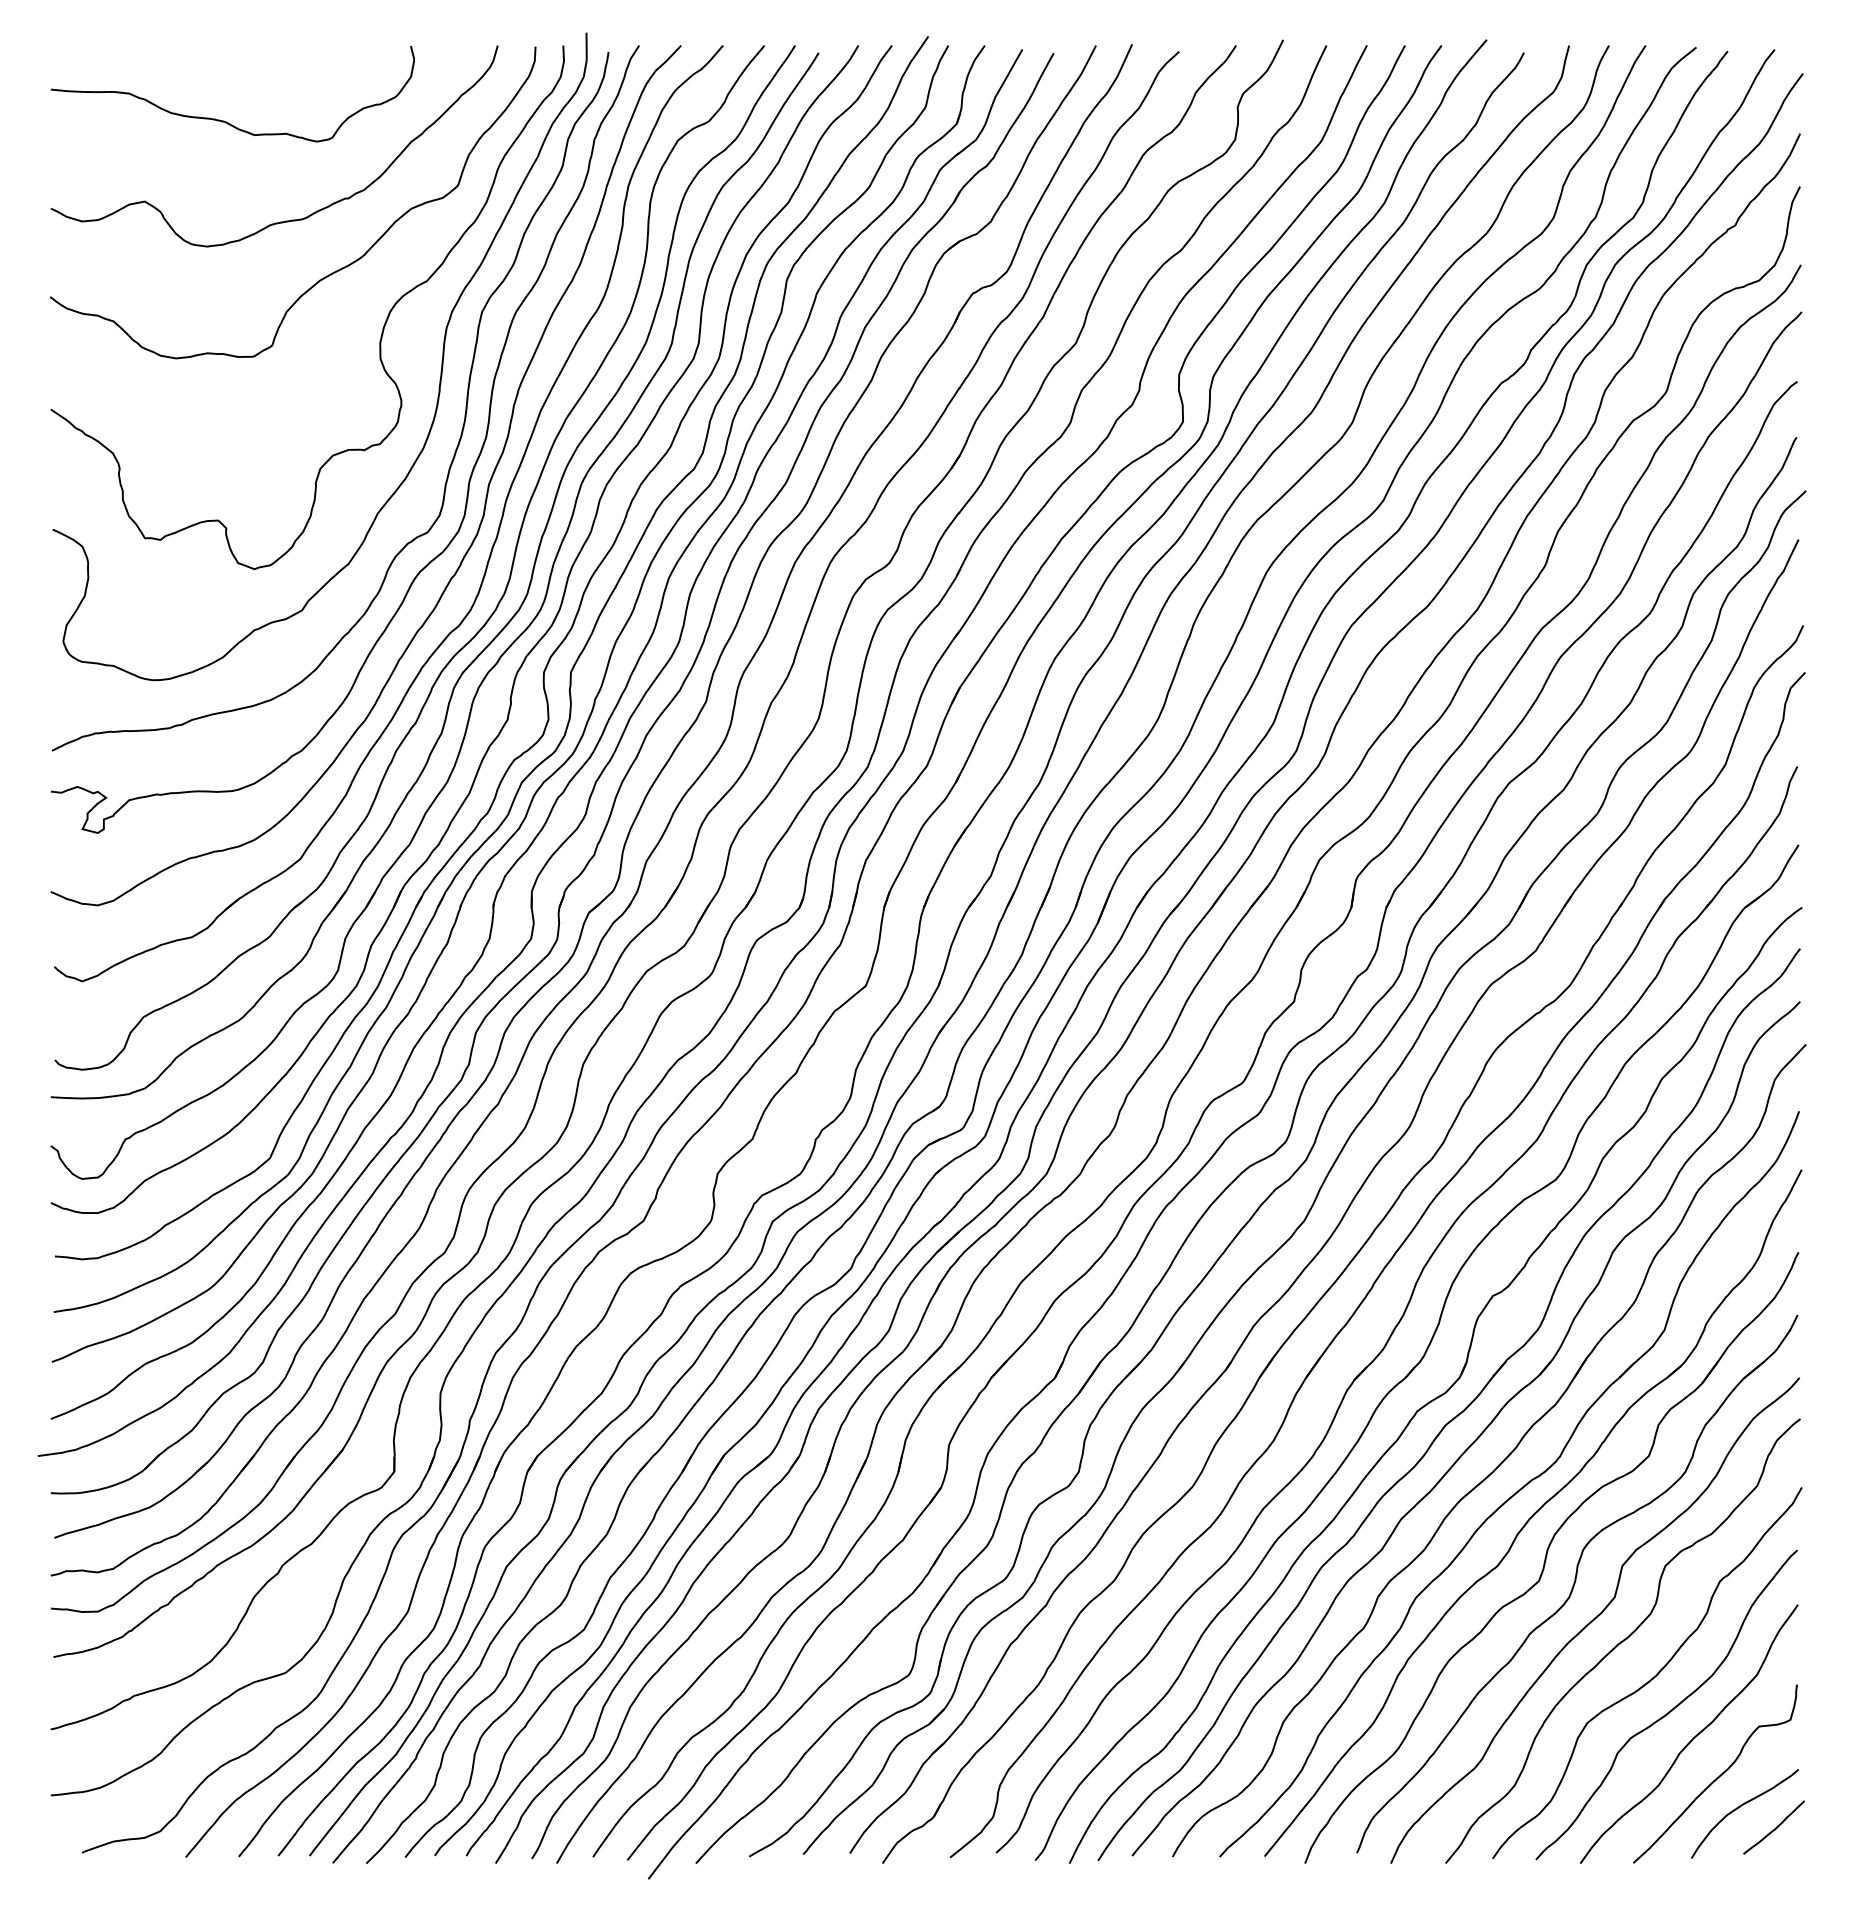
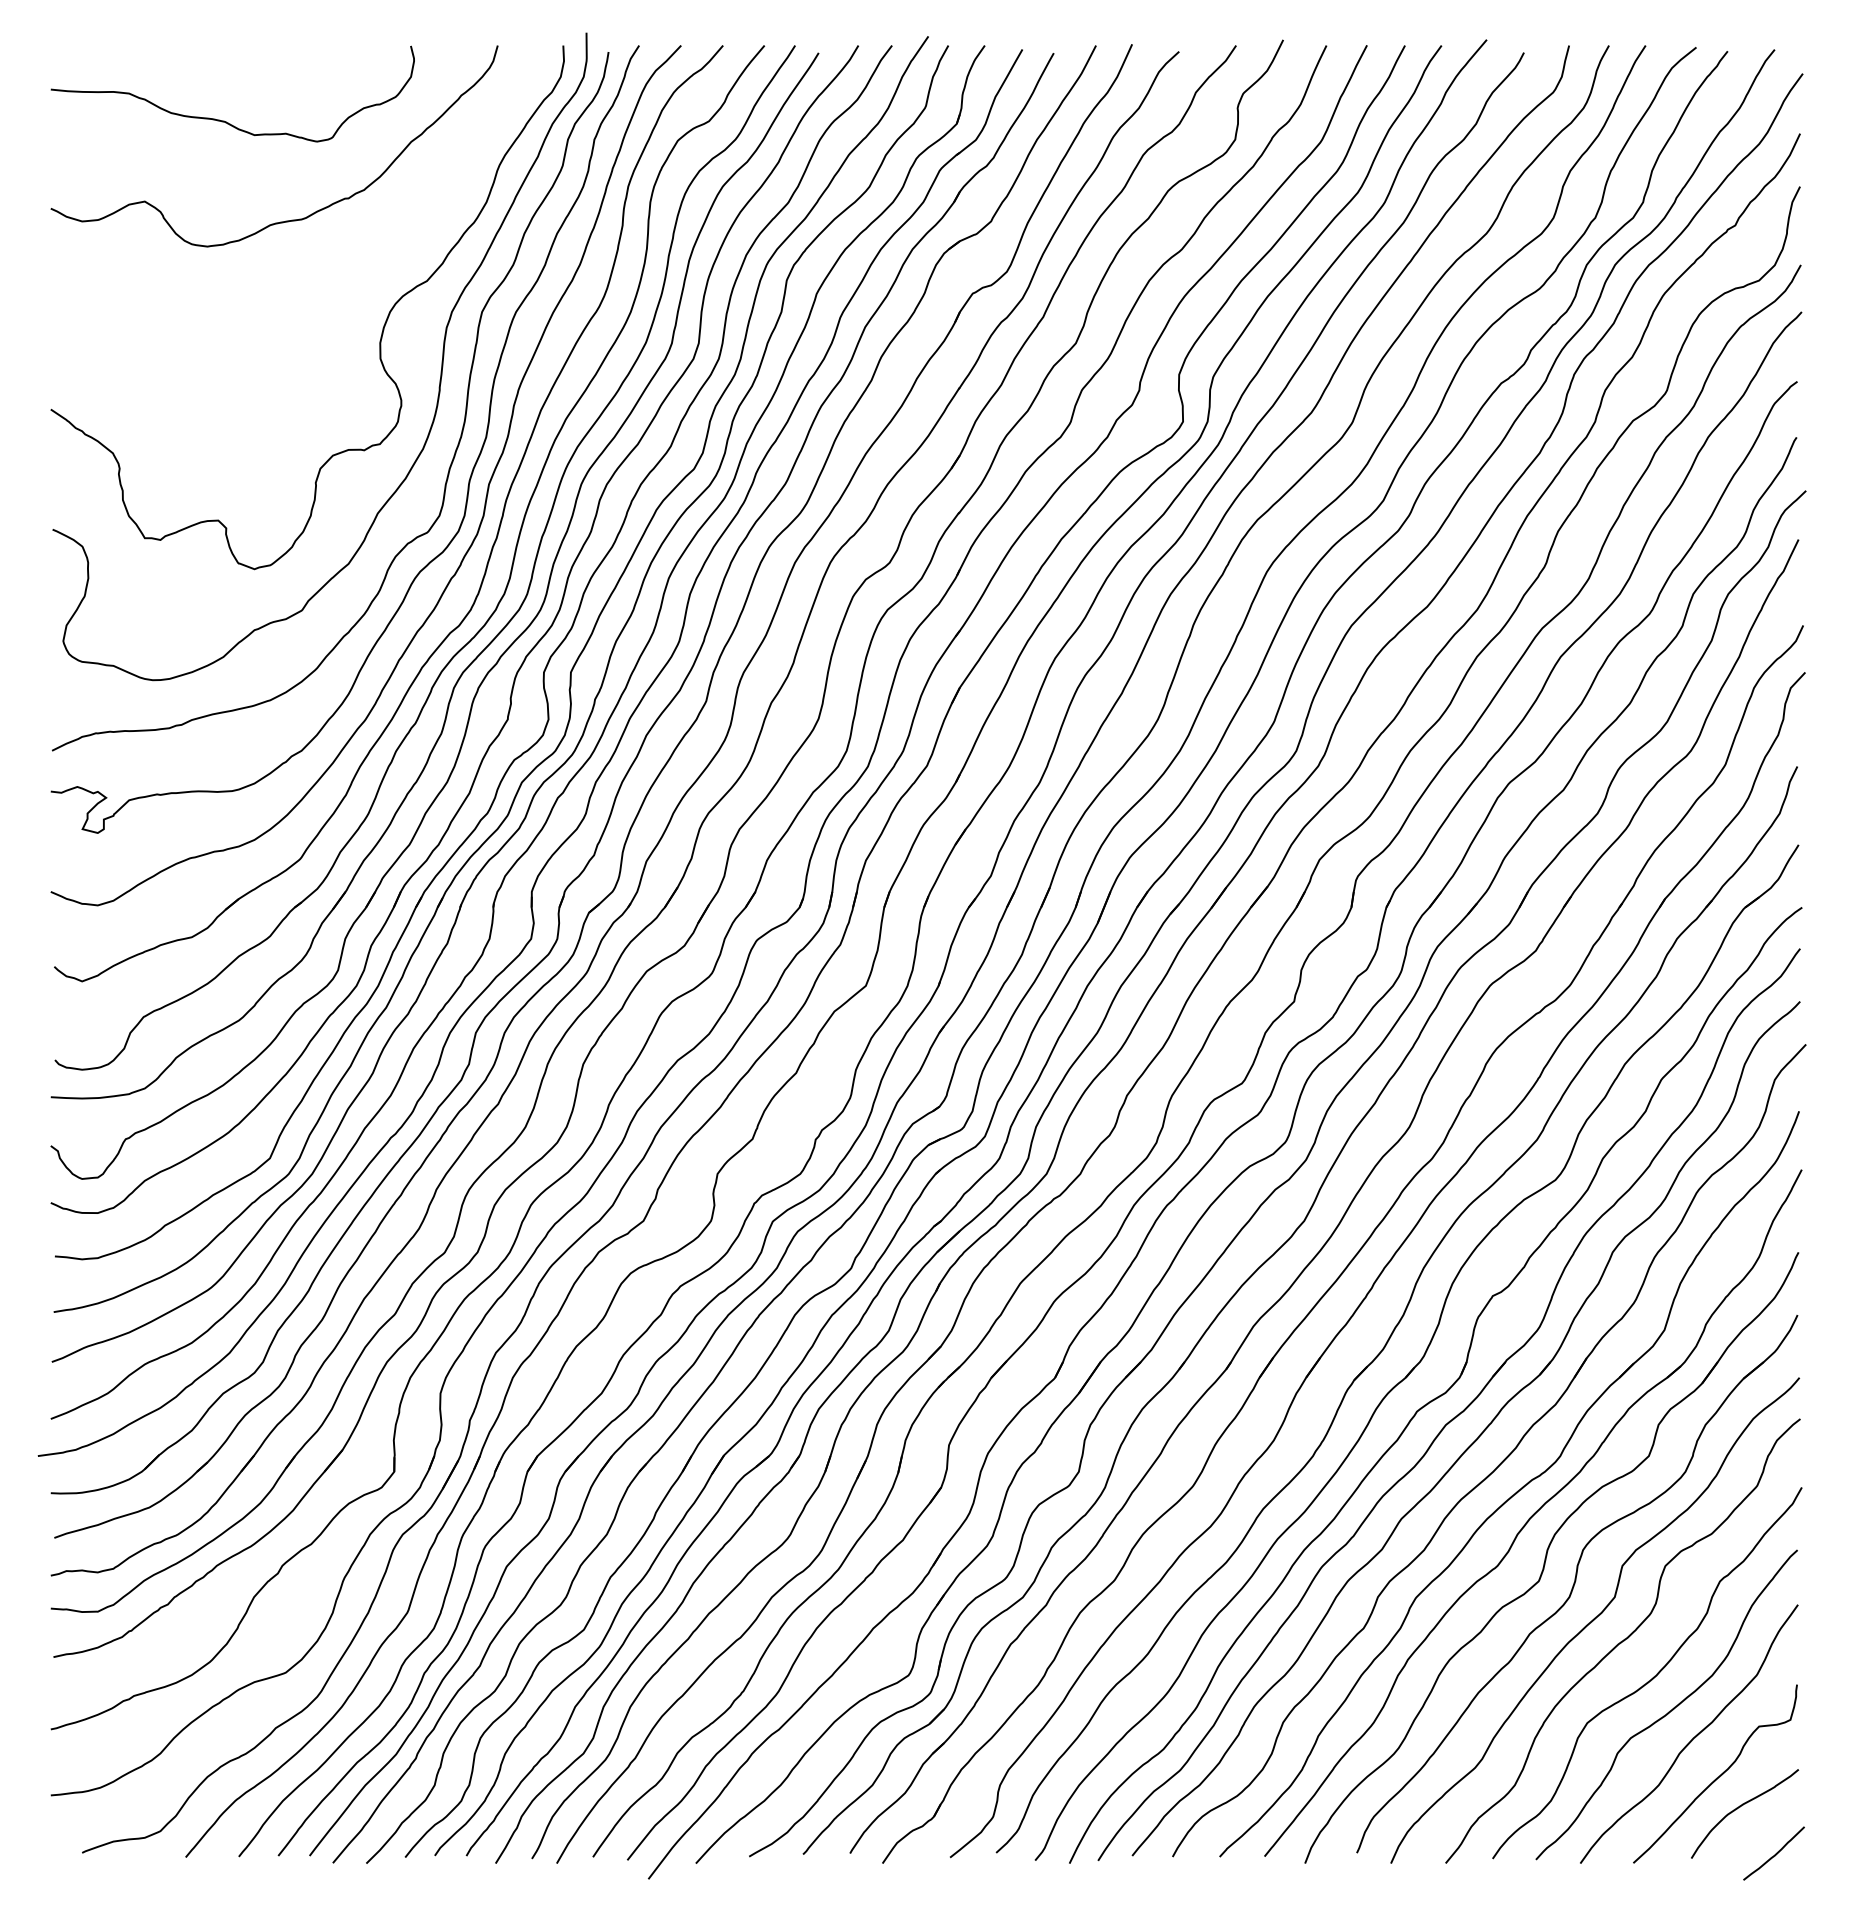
curve: present -> none (328, 274)
curve position: (1774, 1828) -> (1774, 1854) (1774, 1854)
